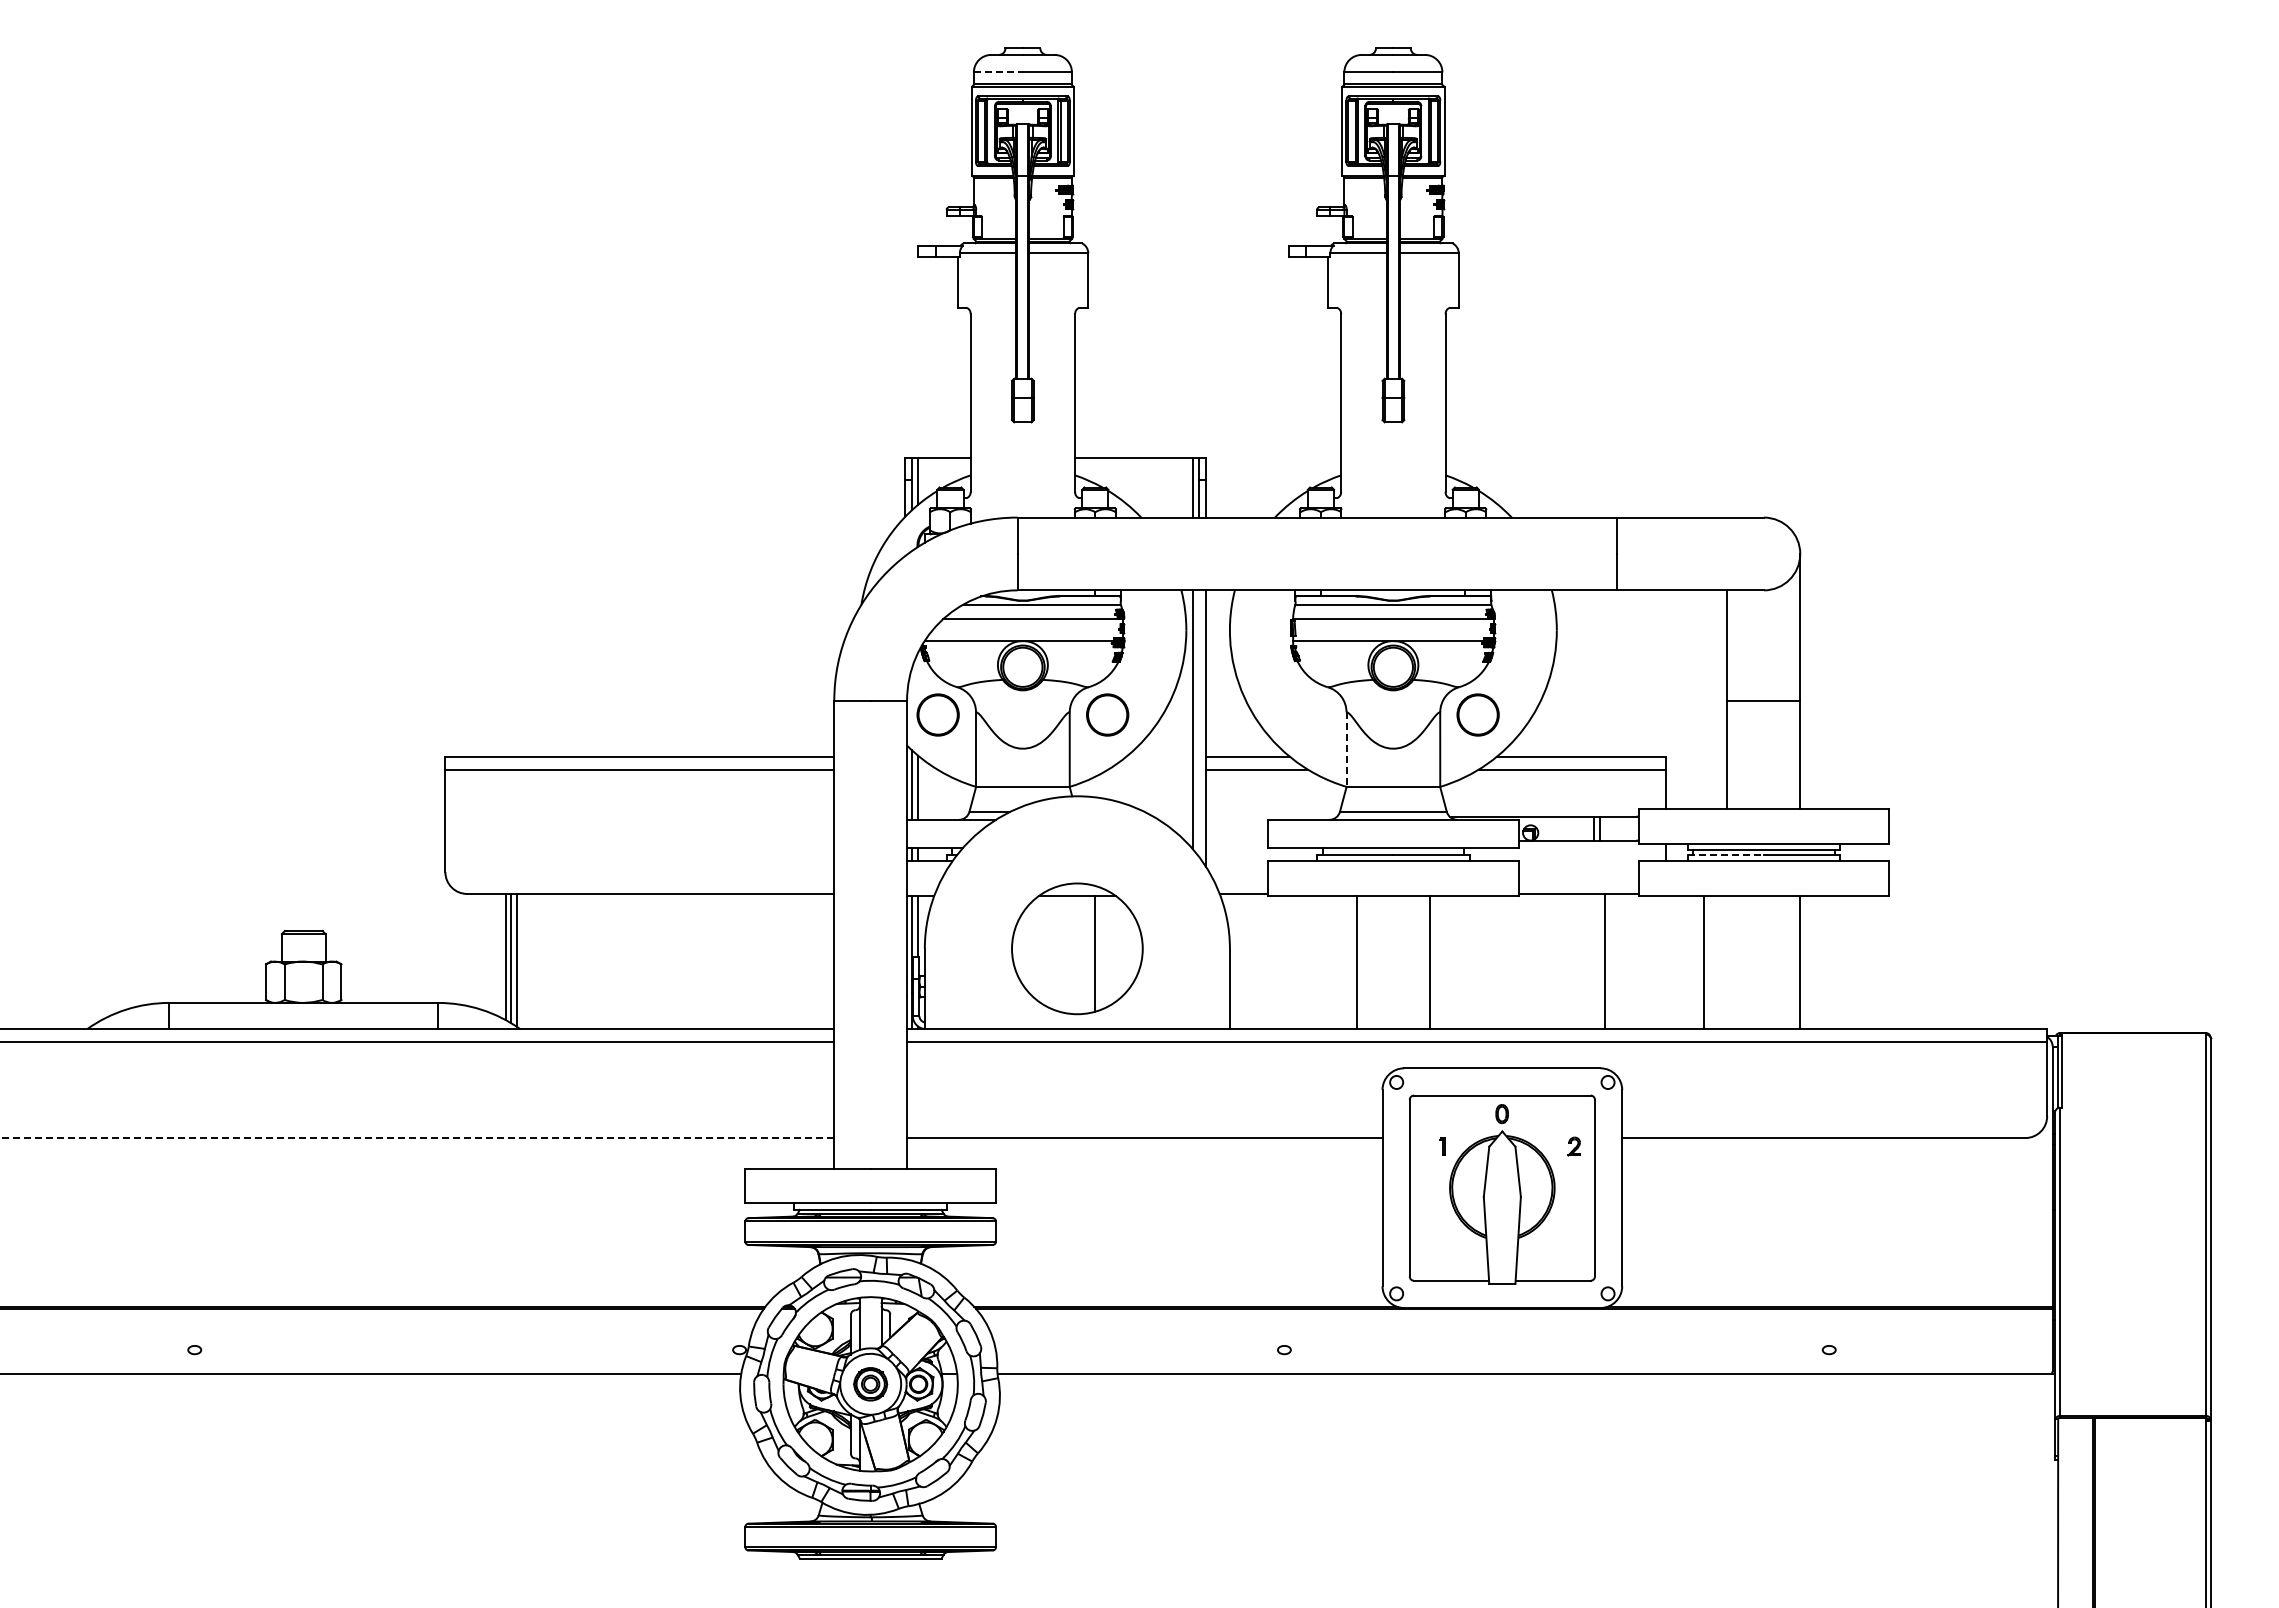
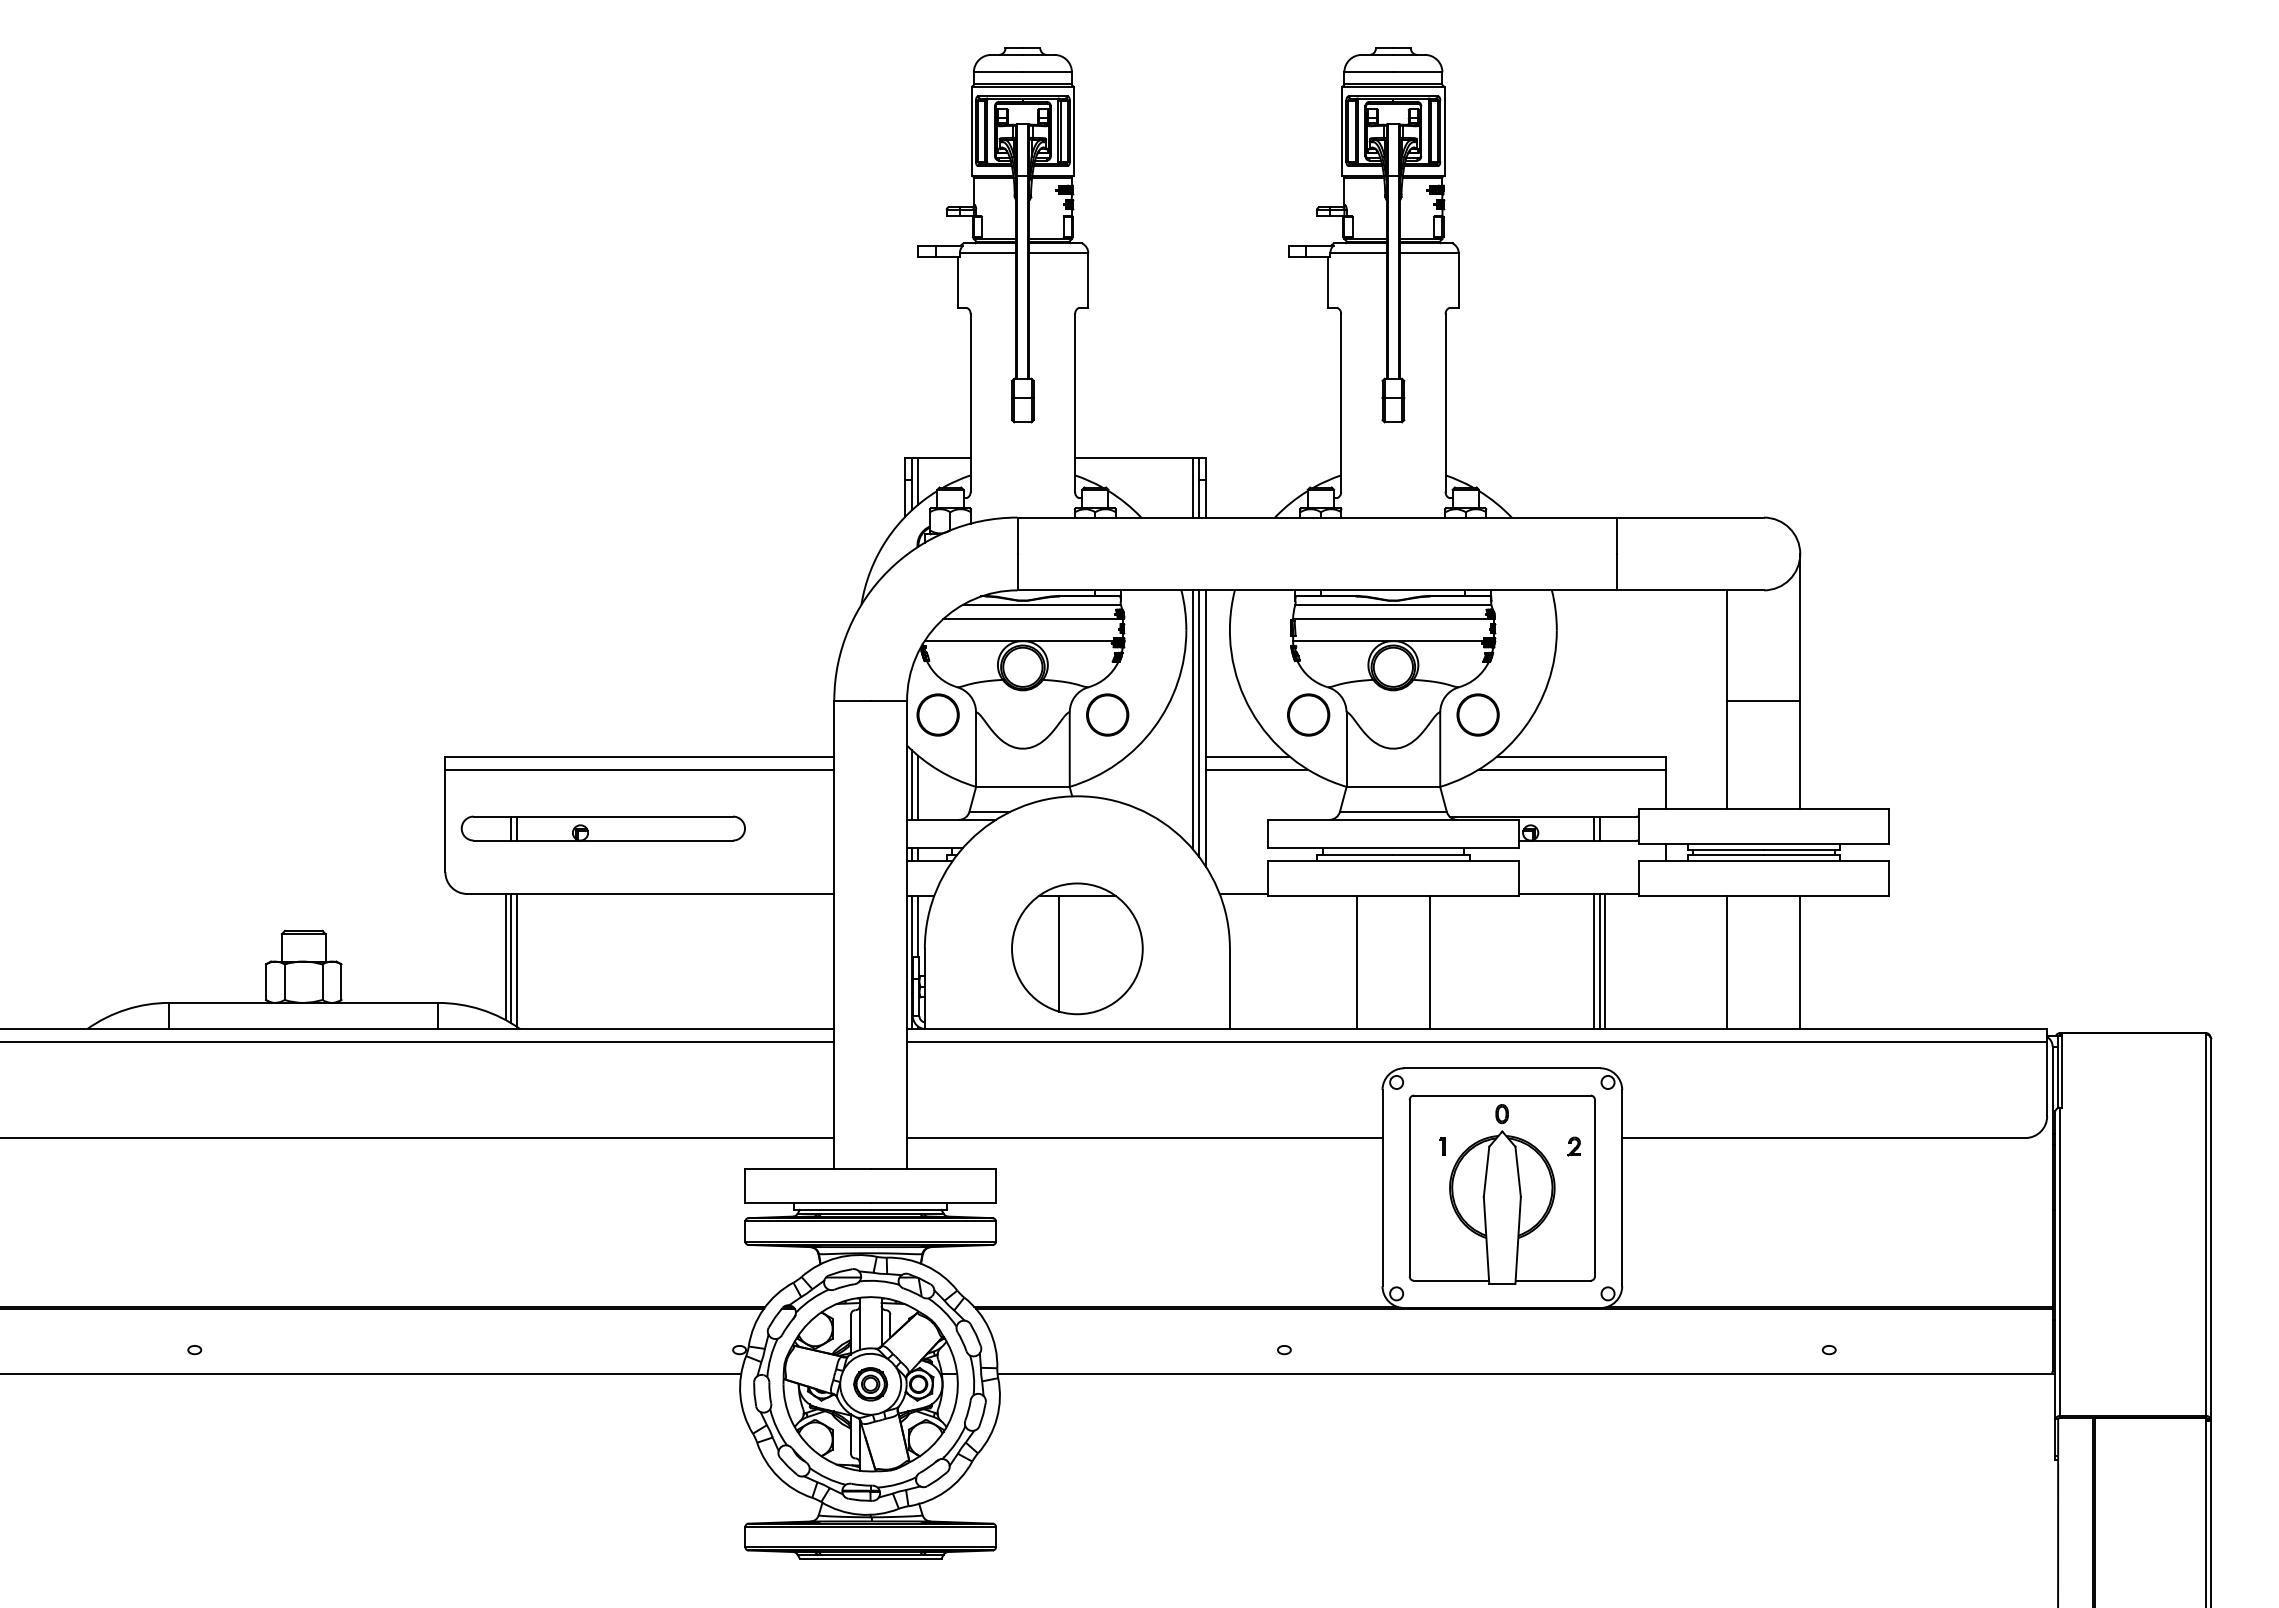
line: dashed -> solid (998, 72)
circle: none -> present (1308, 714)
line: none -> present (1199, 723)
line: dashed -> solid (1346, 750)
part: none -> present (602, 828)
line: dashed -> solid (1726, 854)
line position: (1095, 953) -> (1059, 953) (1059, 953)
line: none -> present (1593, 961)
line: none -> present (1600, 961)
line position: (1704, 962) -> (1727, 962) (1727, 962)
line: dashed -> solid (417, 1138)
